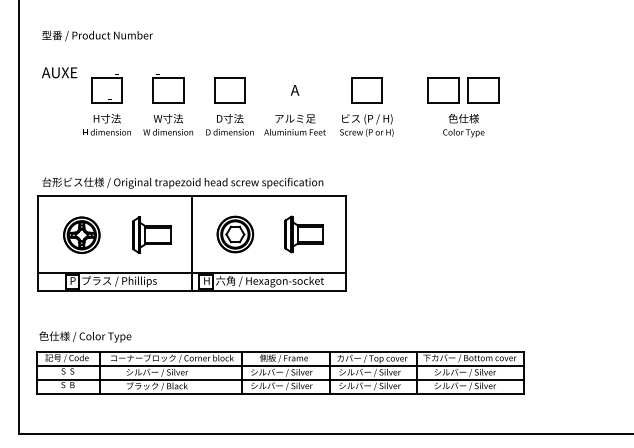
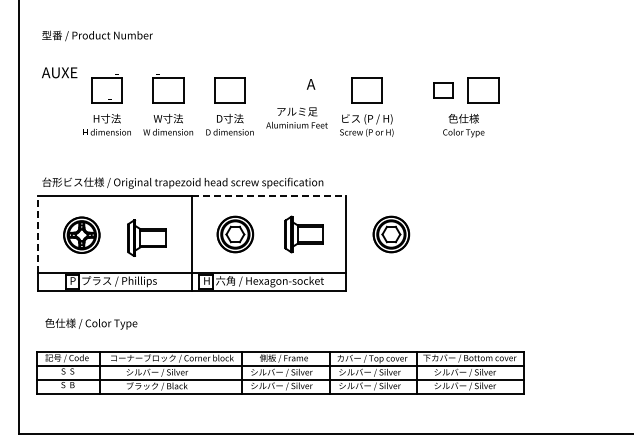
text position: (294, 90) -> (310, 84) (310, 84)
part size: 33x27 px -> 21x17 px (443, 90)
text position: (294, 124) -> (296, 117) (296, 117)
line: solid -> dashed (268, 195)
line: solid -> dashed (38, 234)
part position: (151, 234) -> (146, 237) (146, 237)
part: none -> present (391, 234)
text position: (85, 336) -> (91, 323) (91, 323)
